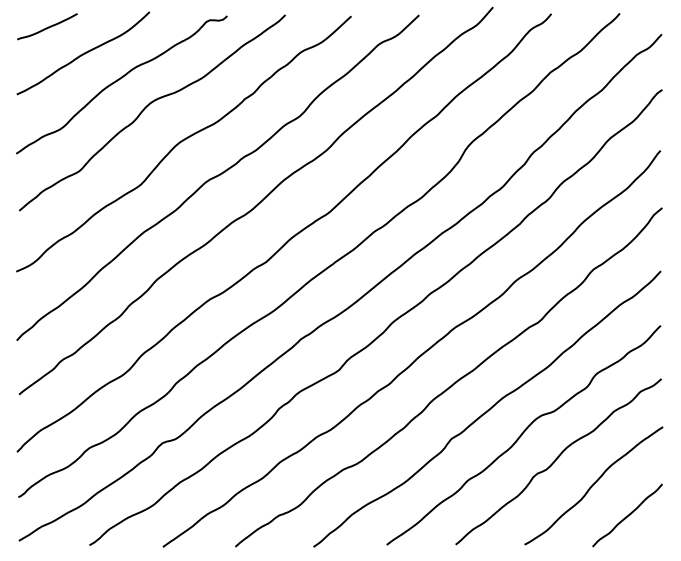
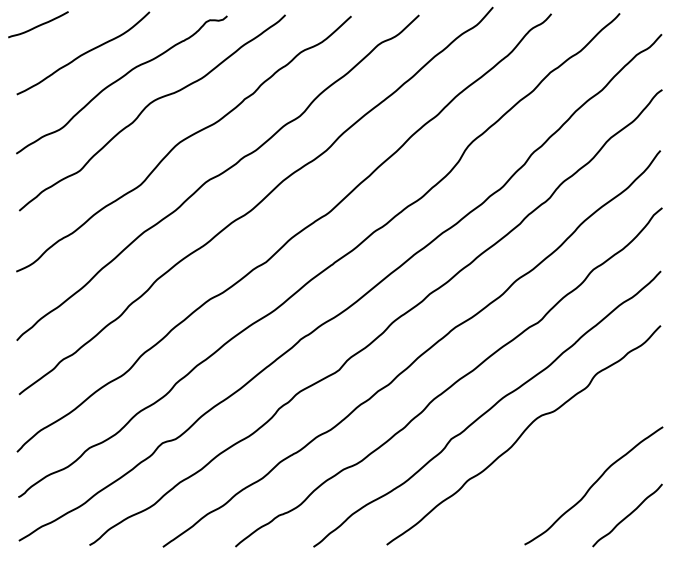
curve position: (48, 26) -> (39, 24) (39, 24)
curve: present -> none (557, 459)
